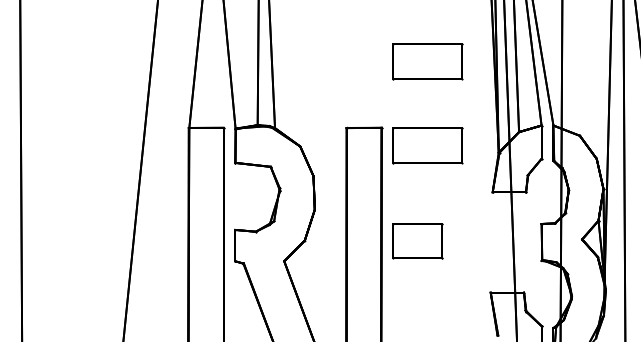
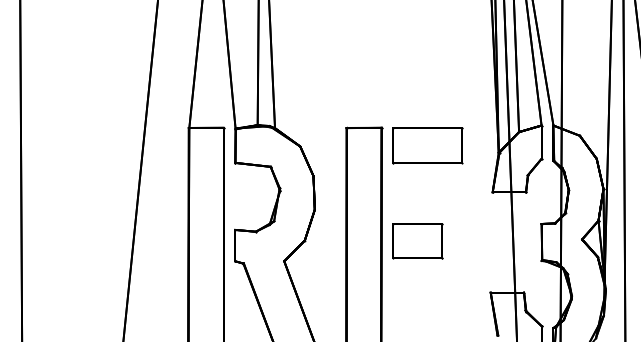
part: present -> none (427, 61)
